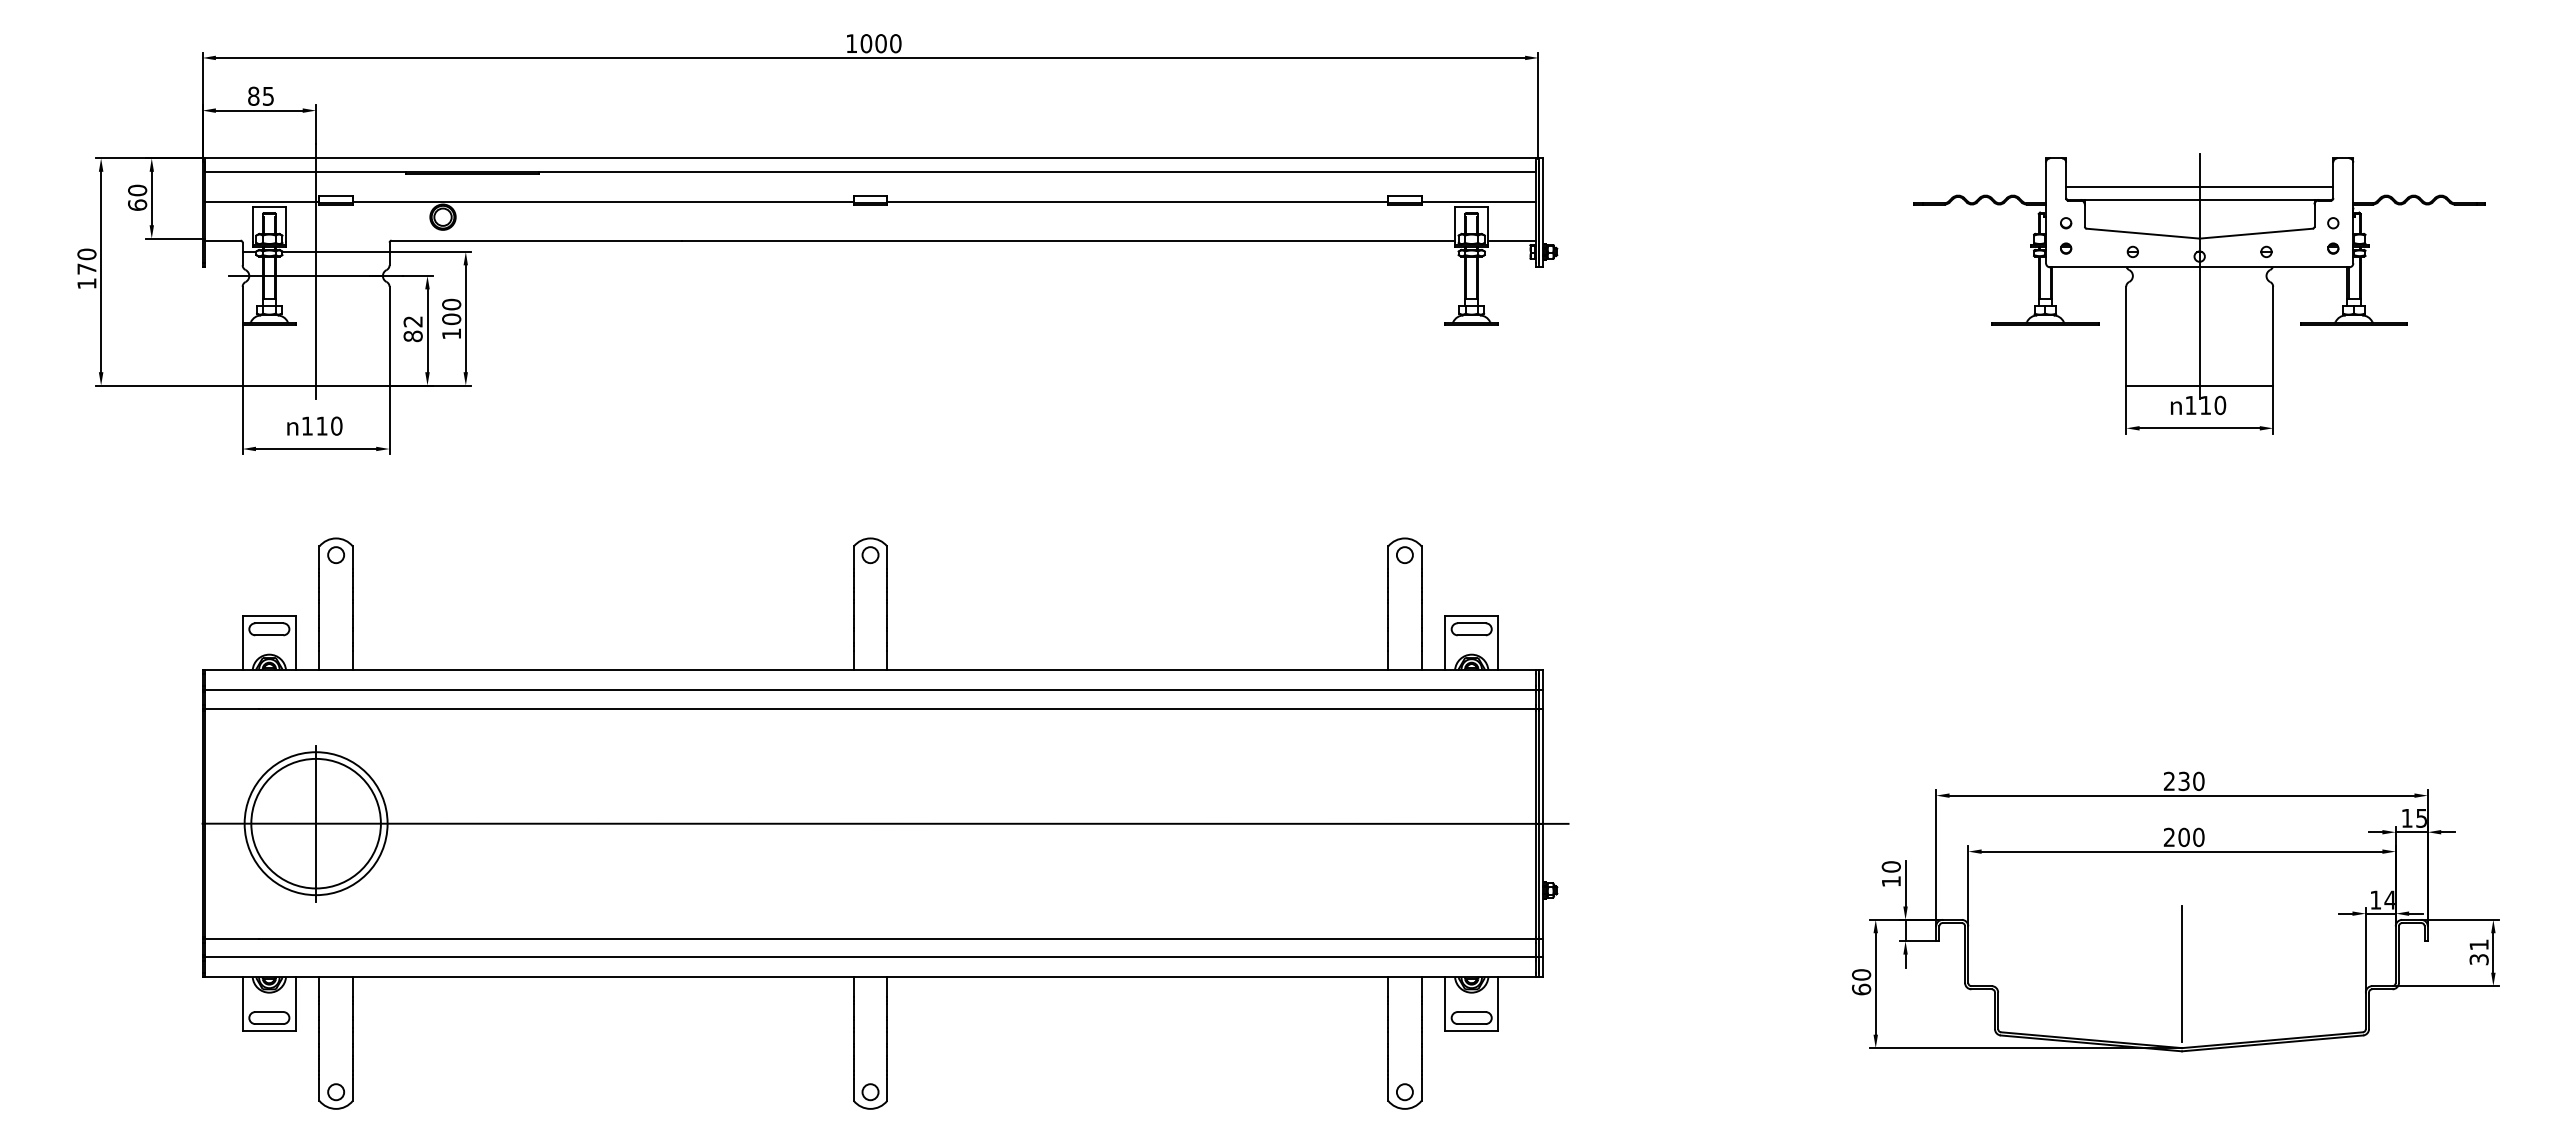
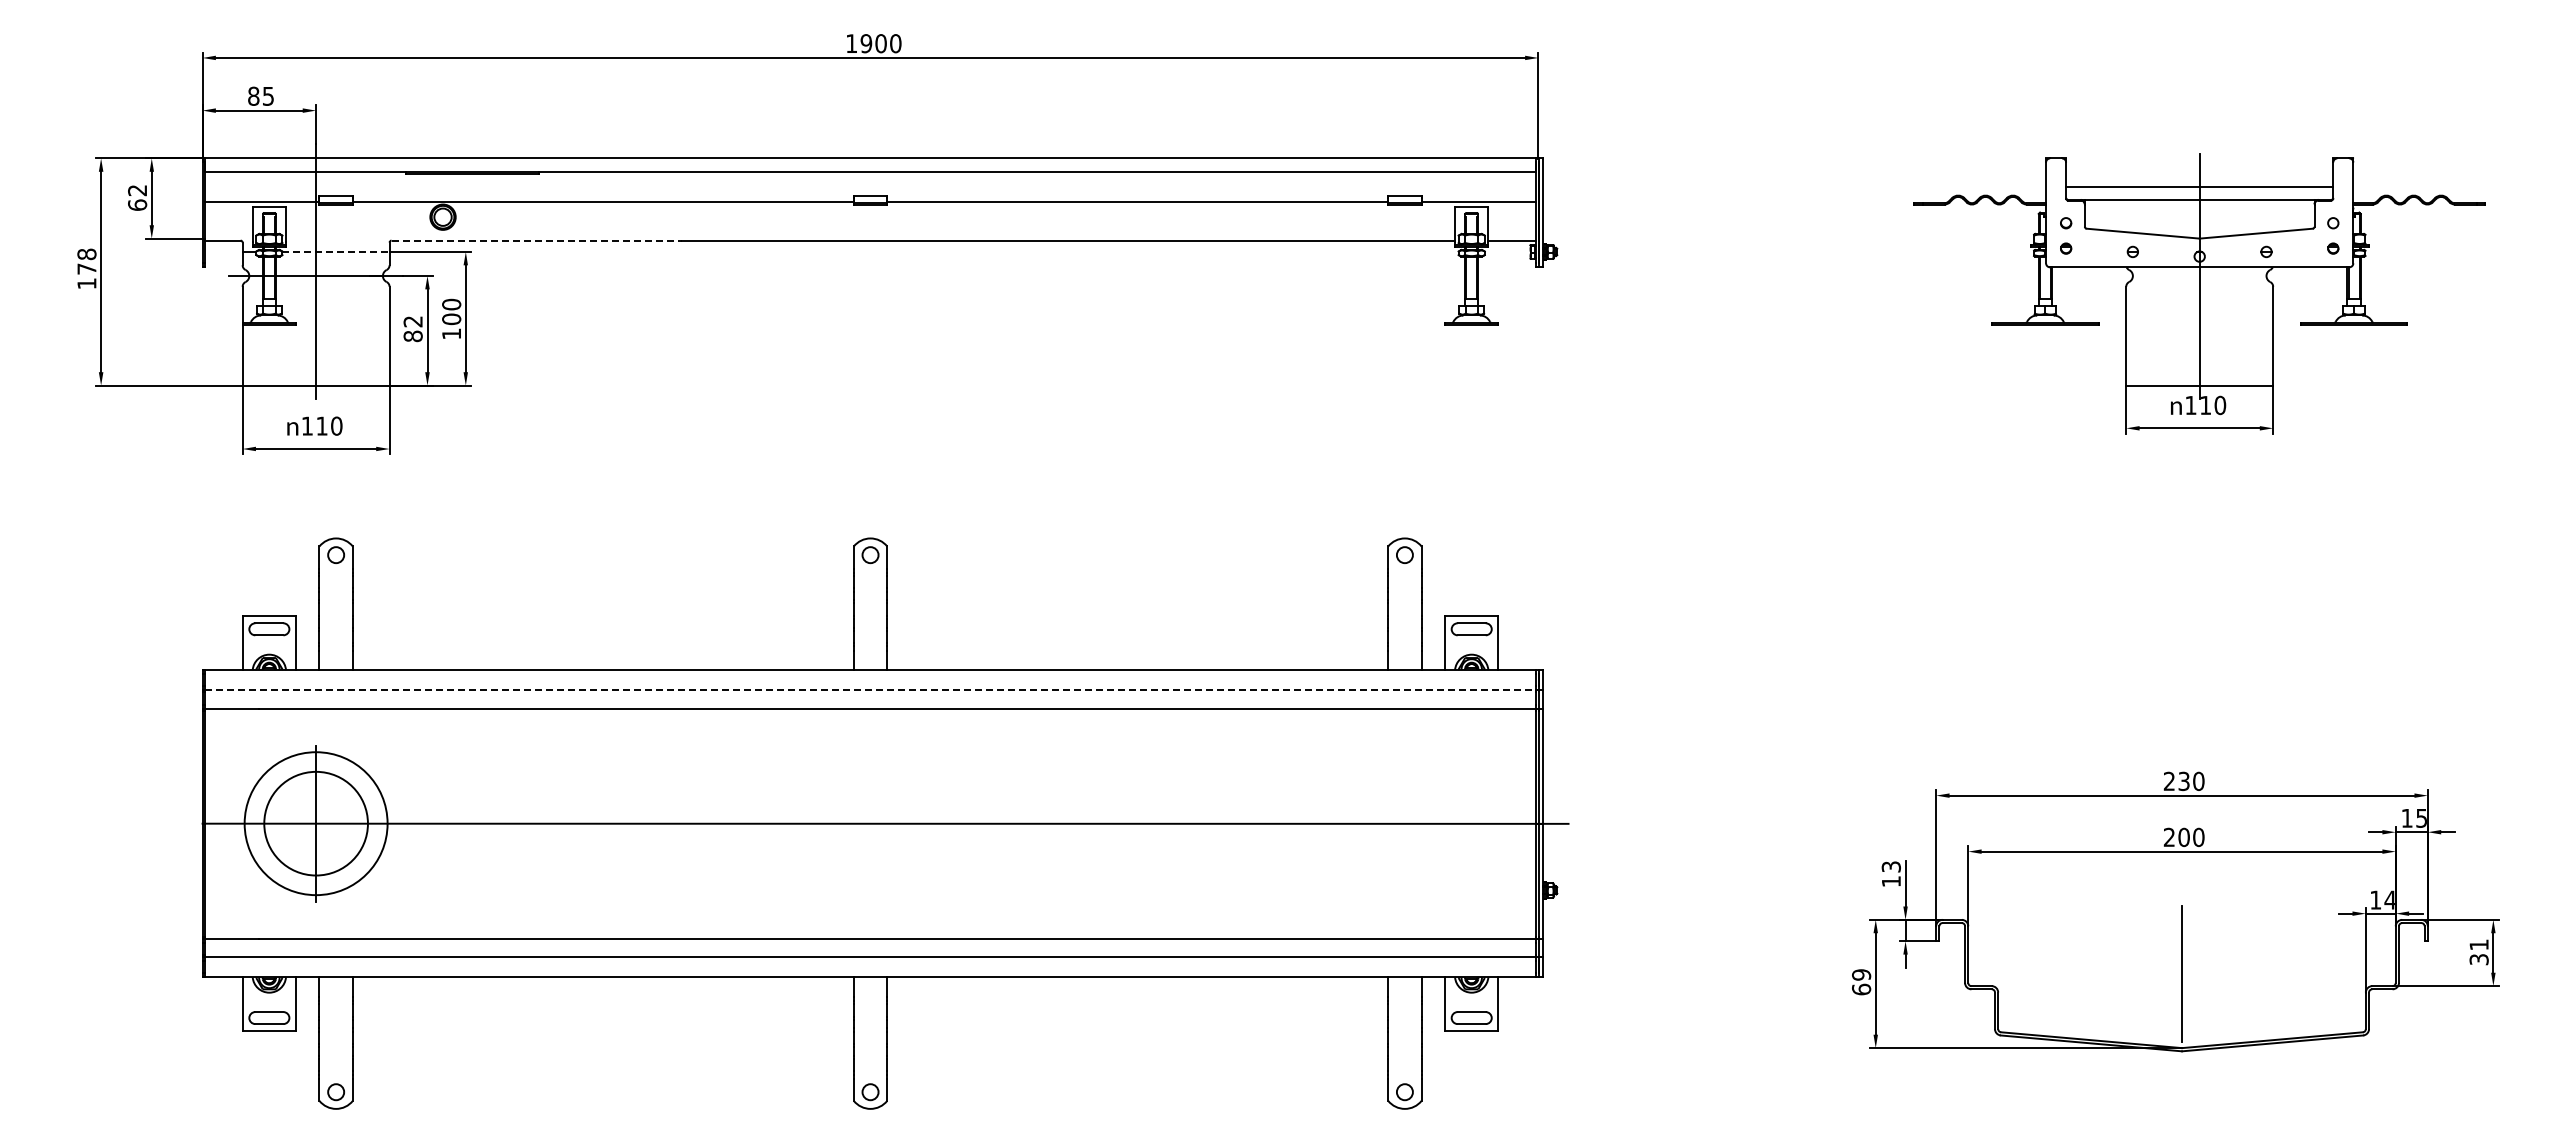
text: 1000 -> 1900 (866, 43)
text: 60 -> 62 (137, 190)
line: solid -> dashed (537, 240)
line: solid -> dashed (336, 251)
text: 170 -> 178 (86, 254)
line: solid -> dashed (871, 690)
circle diameter: 130 px -> 104 px (315, 823)
text: 10 -> 13 (1890, 866)
text: 60 -> 69 (1861, 974)
